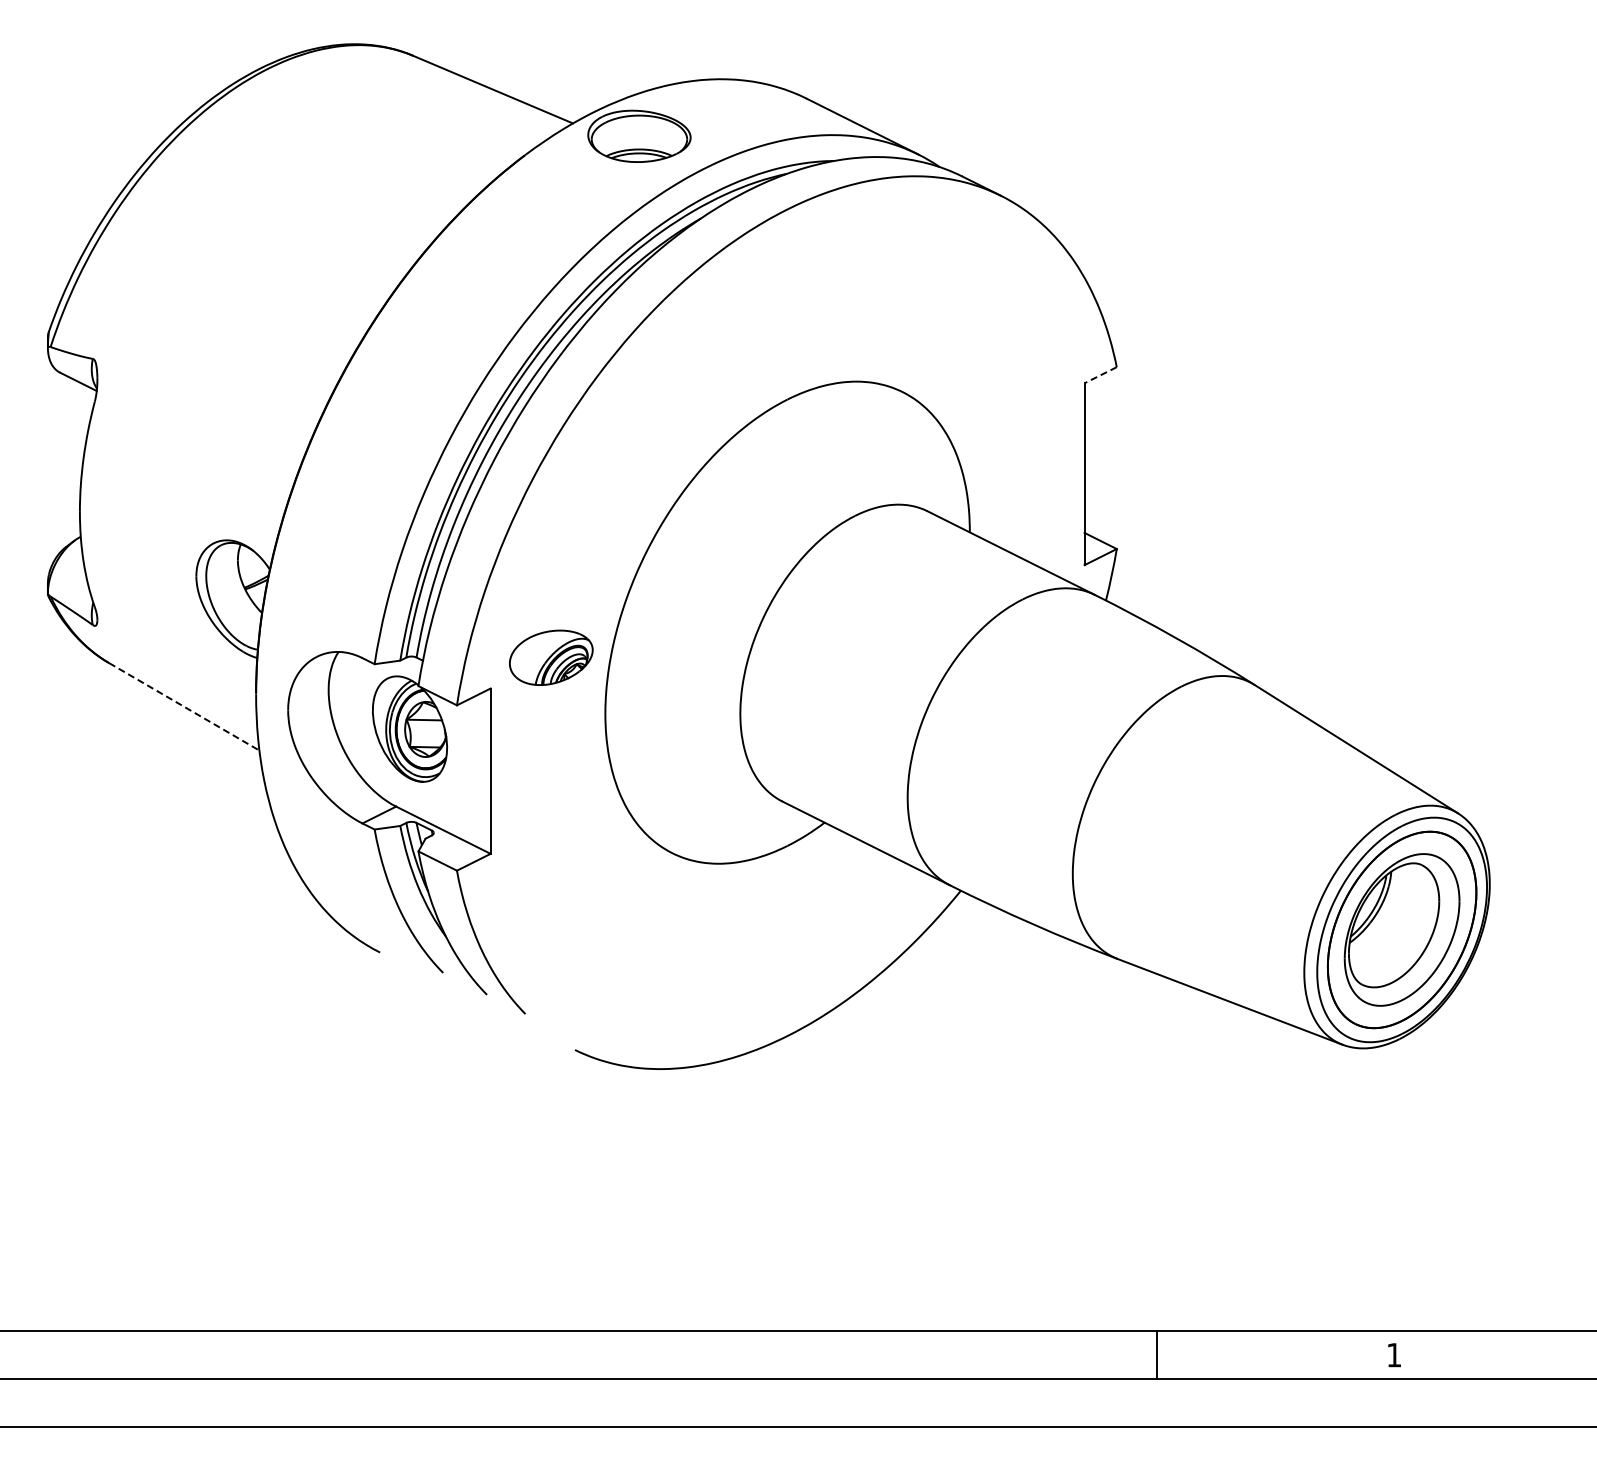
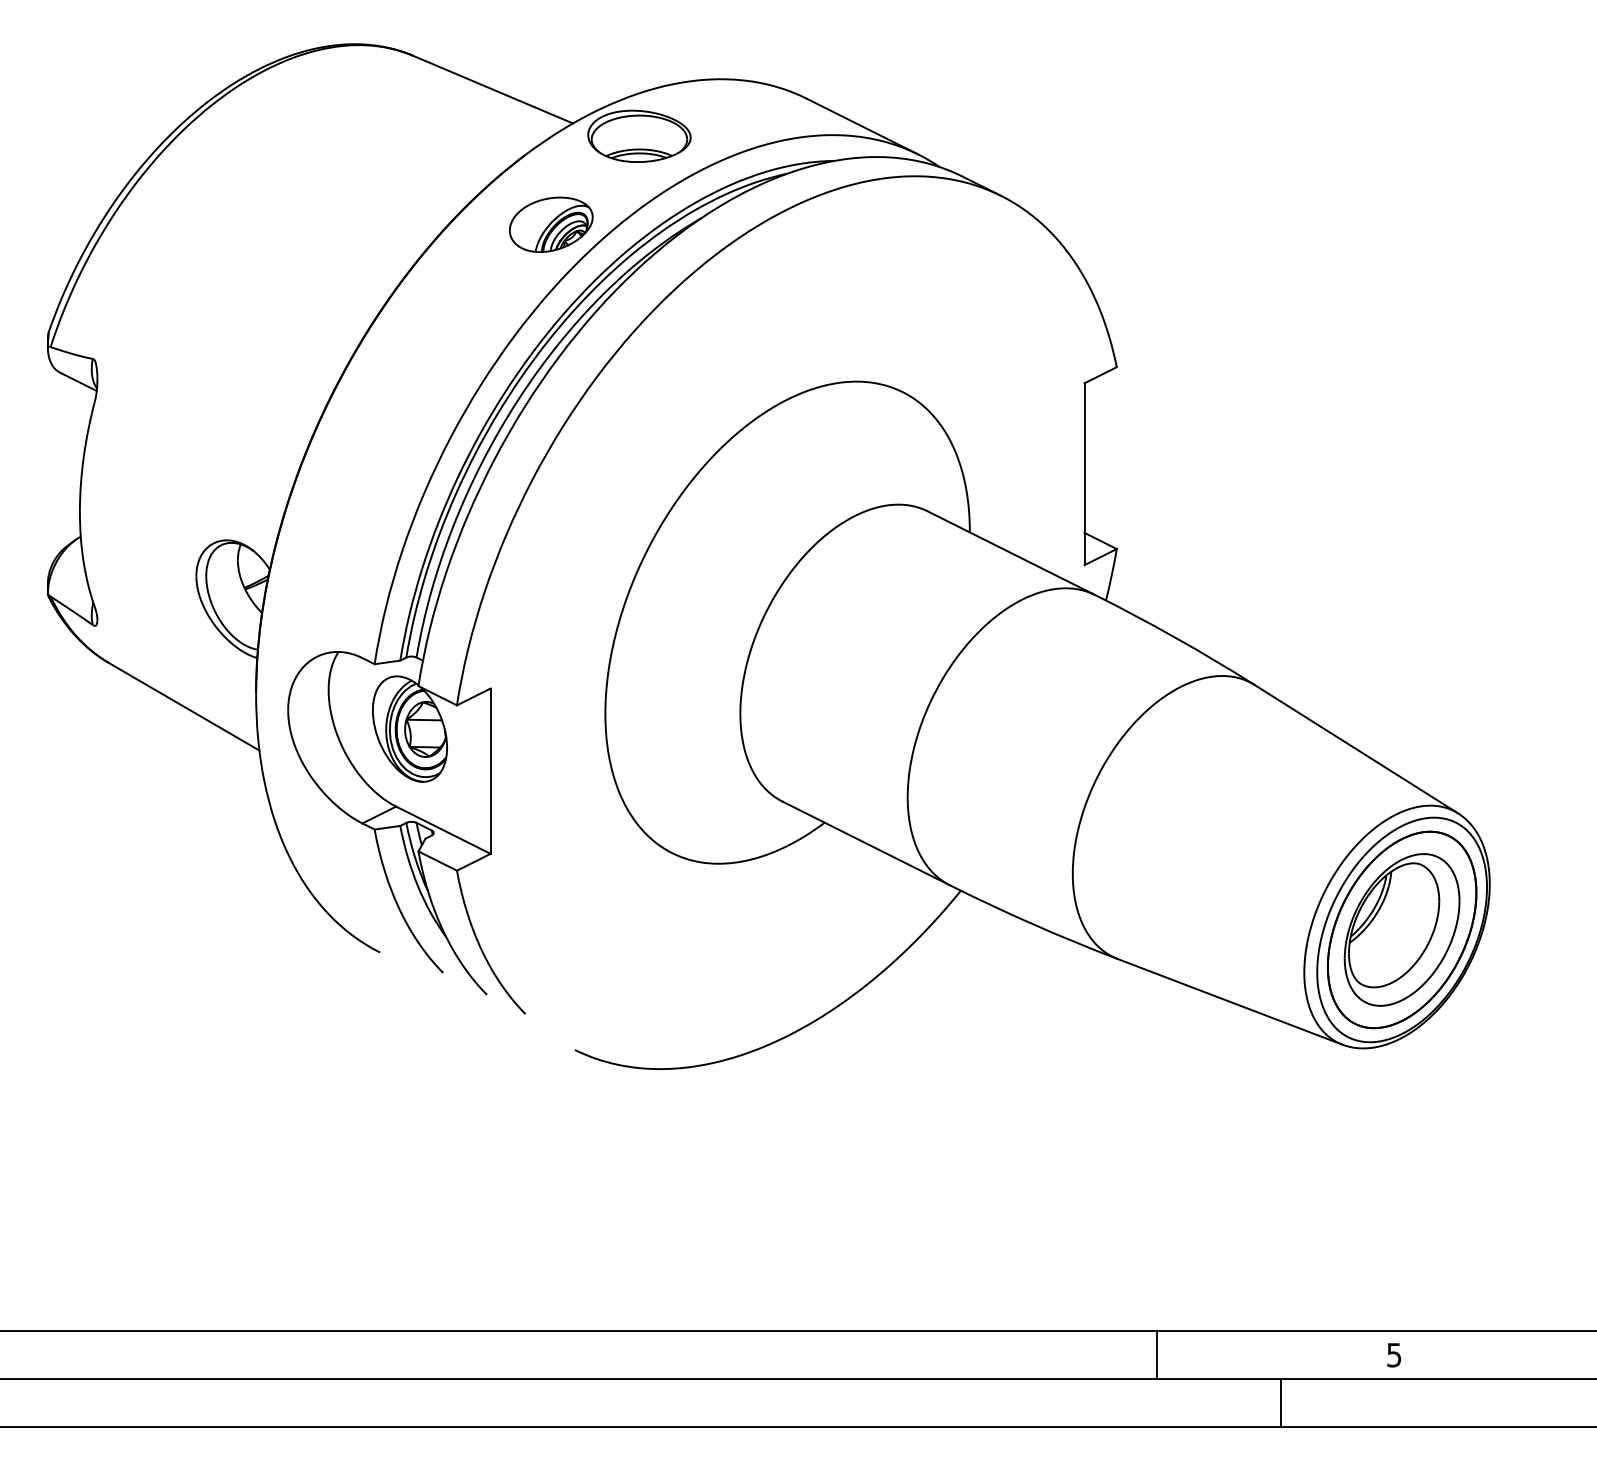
line: dashed -> solid (1100, 375)
part position: (551, 657) -> (551, 224) (551, 224)
line: dashed -> solid (184, 706)
text: 1 -> 5 (1394, 1355)
line: none -> present (1281, 1402)
